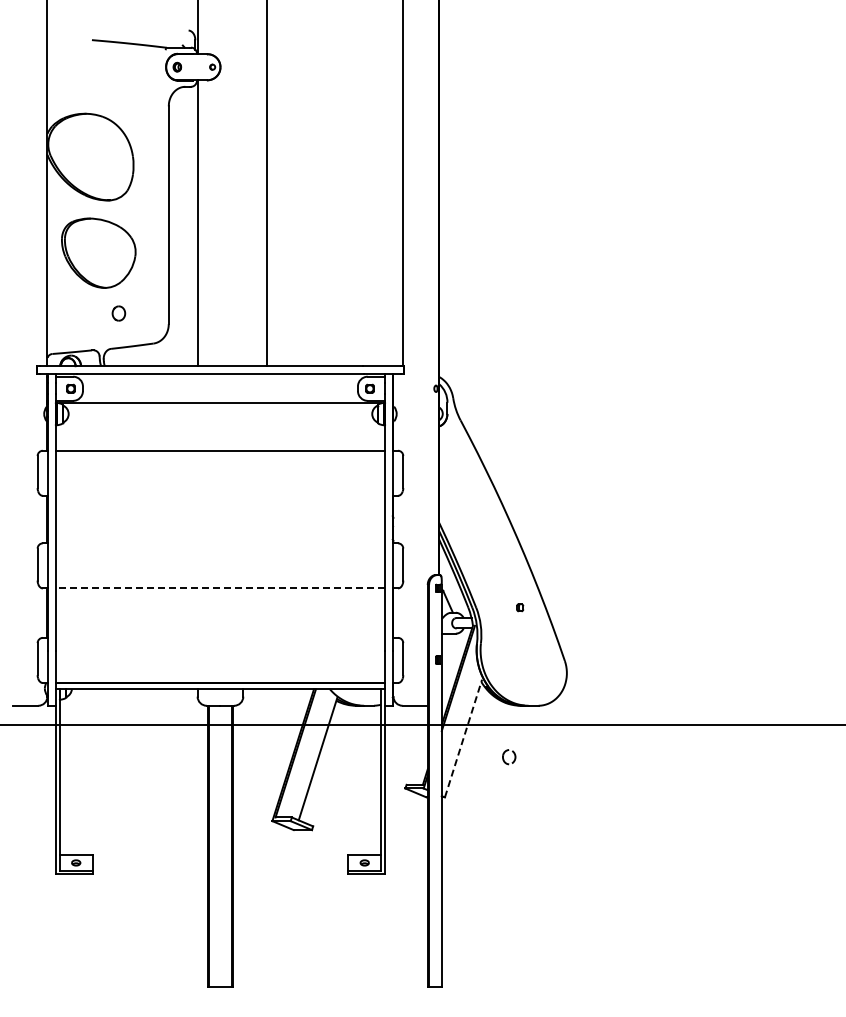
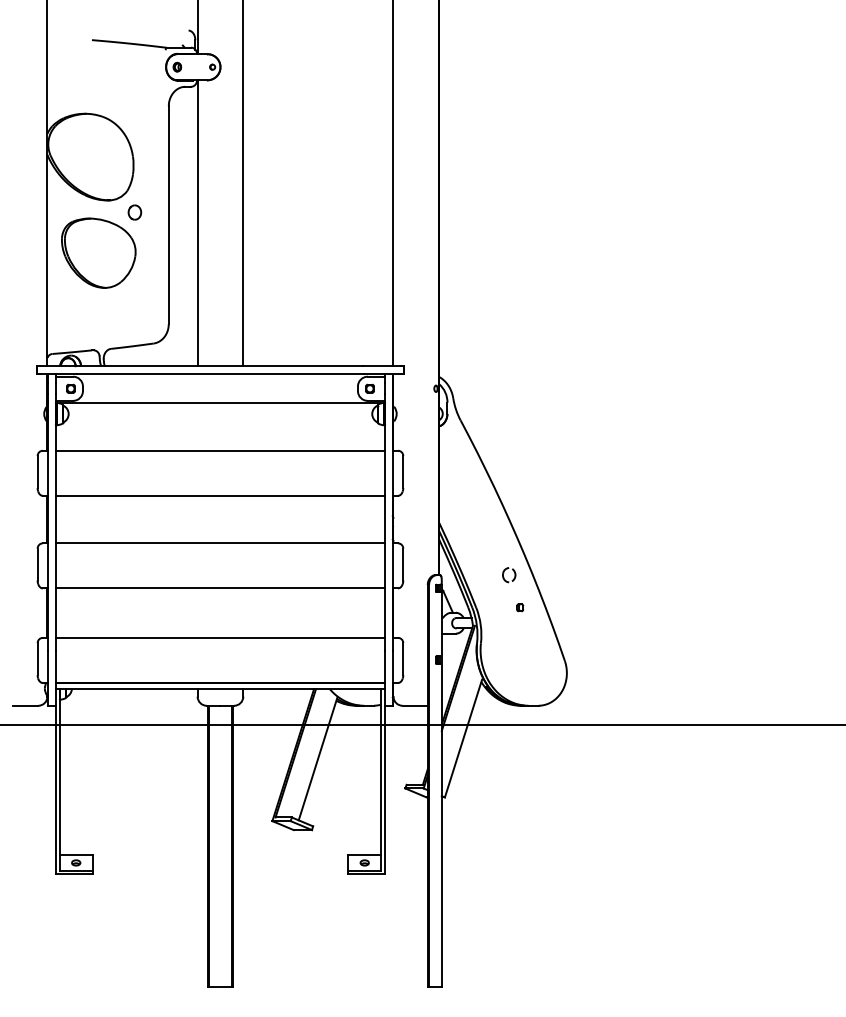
line position: (267, 184) -> (243, 184) (243, 184)
line position: (403, 184) -> (393, 184) (393, 184)
part position: (118, 313) -> (134, 212) (134, 212)
line: none -> present (219, 495)
line: none -> present (219, 543)
line: dashed -> solid (220, 588)
line: none -> present (219, 637)
line: dashed -> solid (463, 738)
part position: (509, 757) -> (509, 575) (509, 575)
